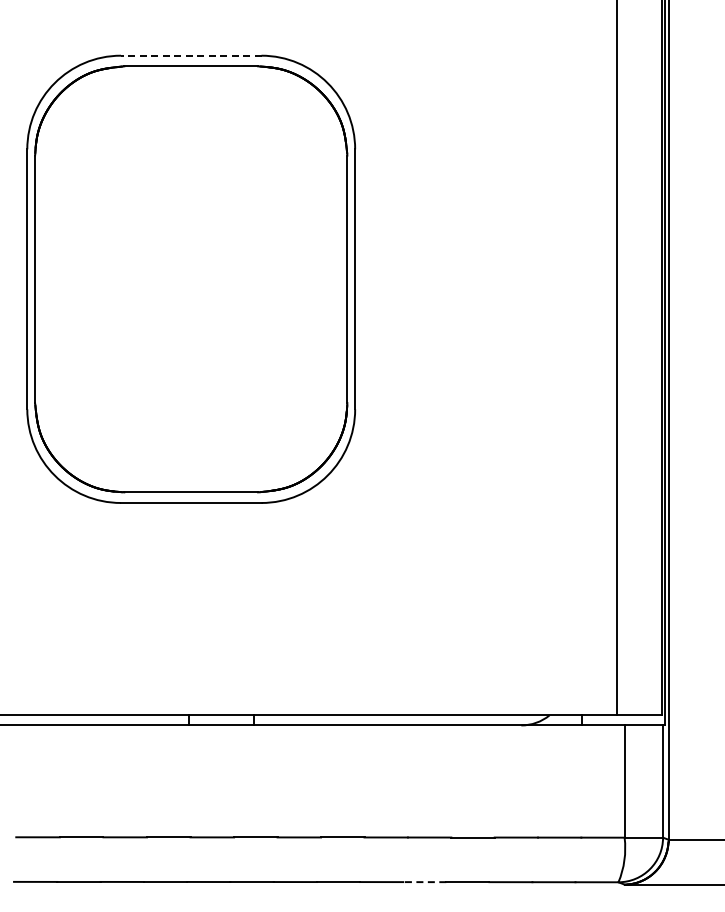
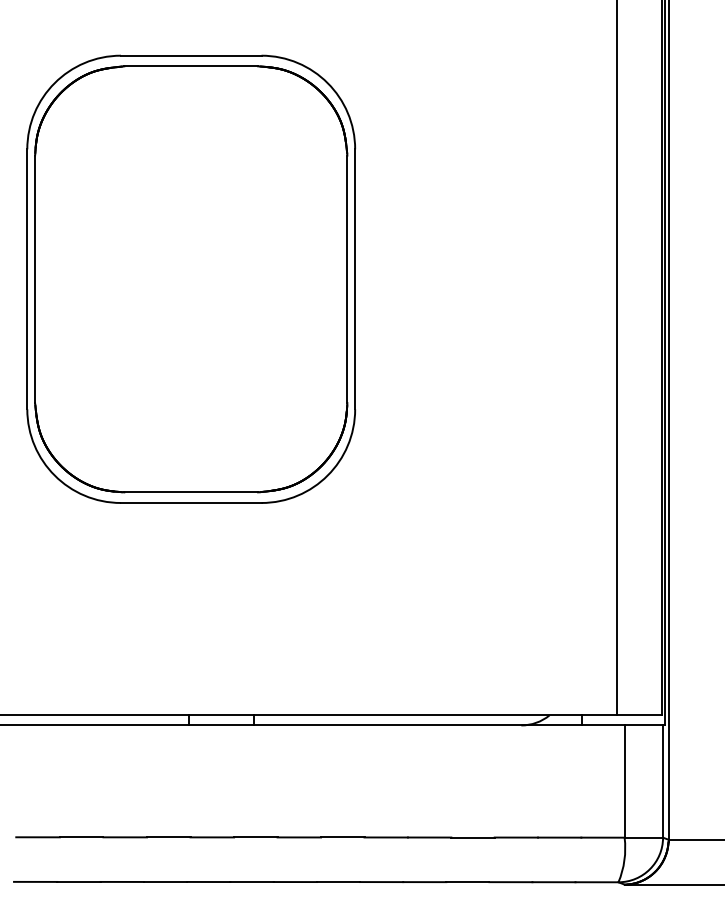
line: dashed -> solid (190, 55)
line: dashed -> solid (424, 882)
